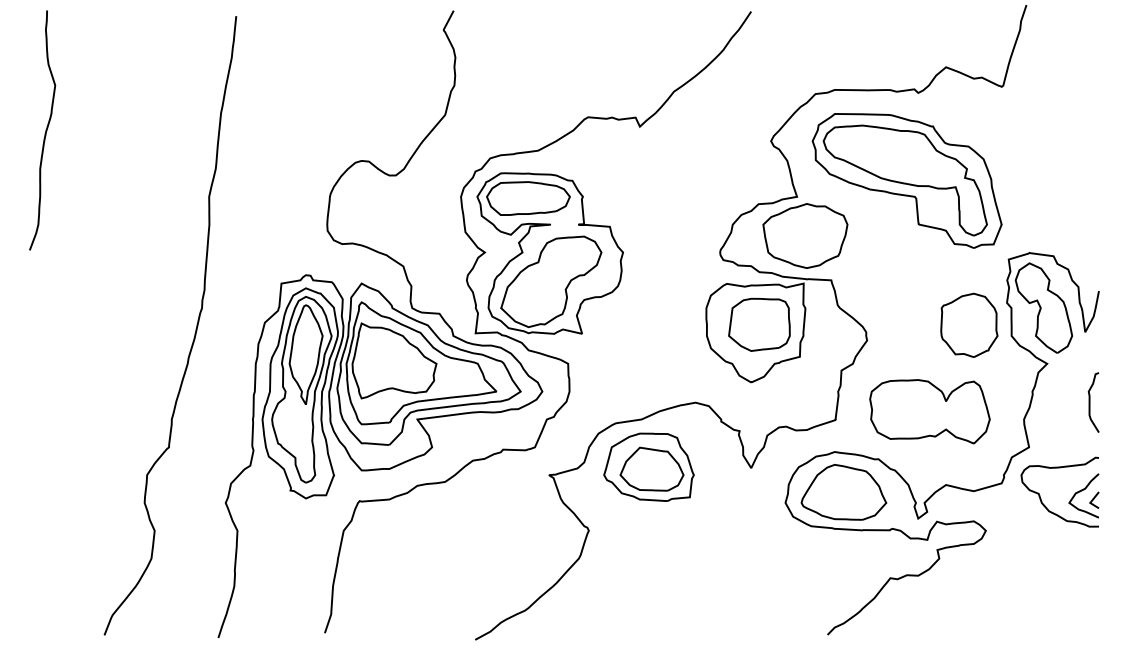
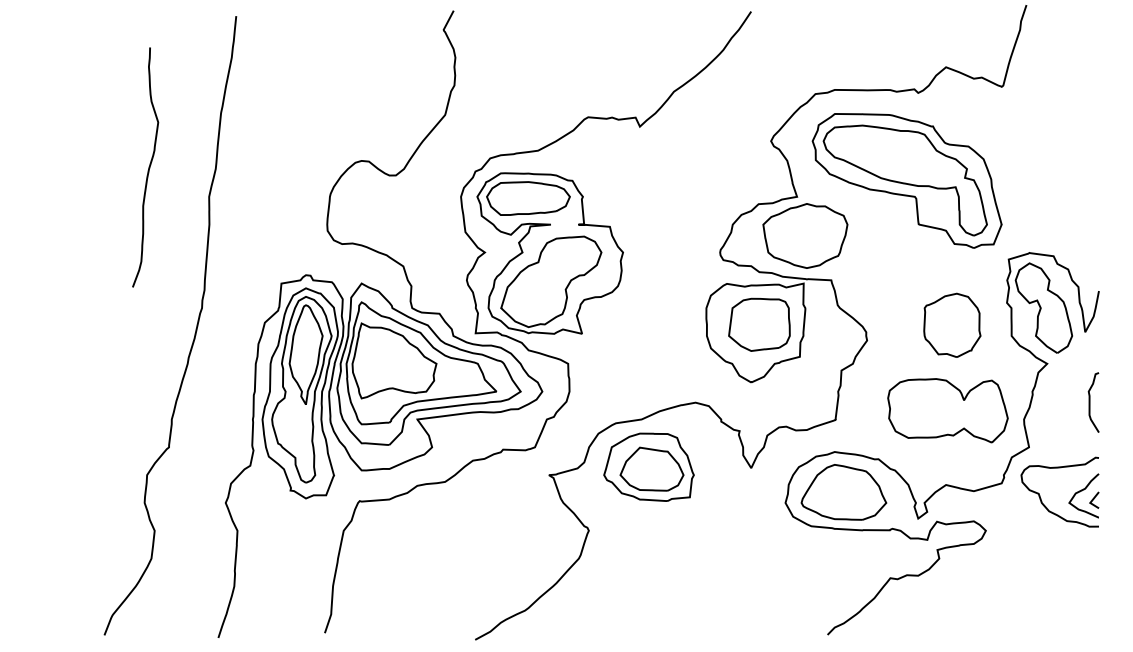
curve position: (45, 130) -> (148, 167) (148, 167)
part position: (969, 324) -> (952, 324) (952, 324)
part position: (929, 411) -> (947, 410) (947, 410)
